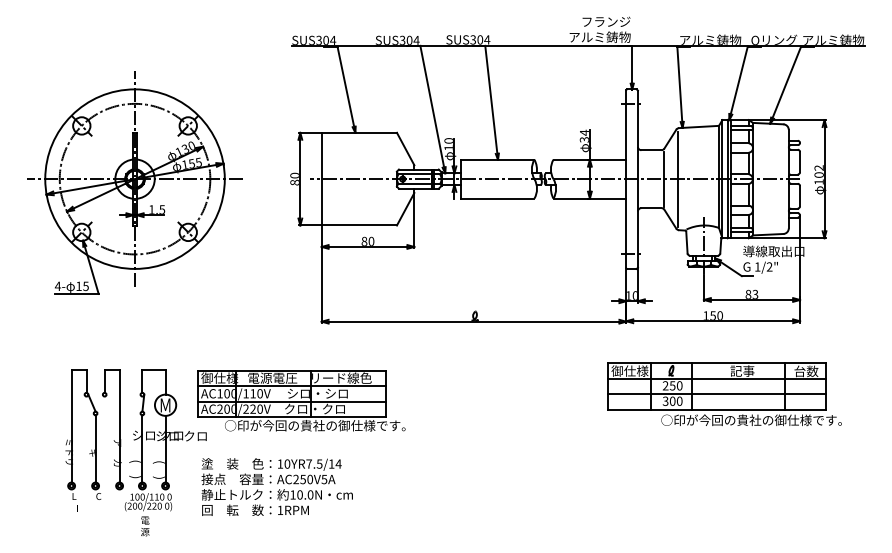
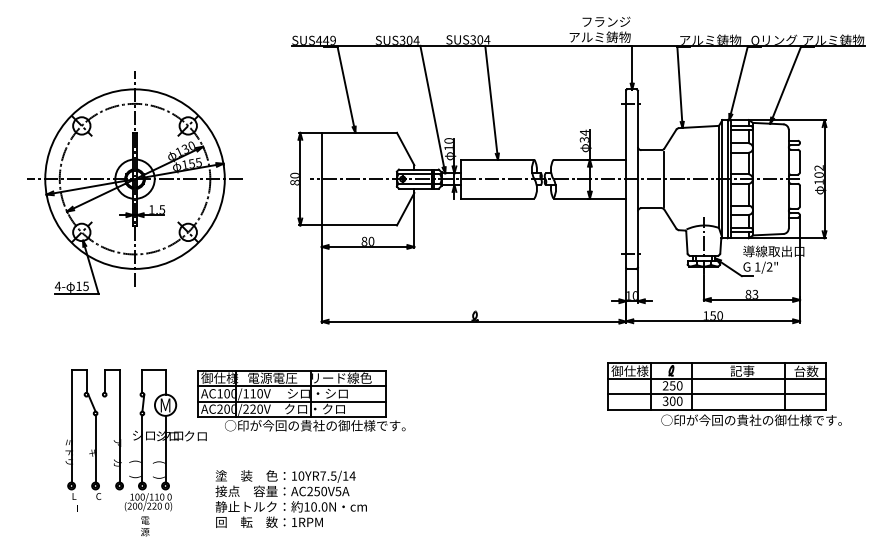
text: SUS304 -> SUS449 (326, 39)
line: present -> none (677, 178)
text position: (276, 486) -> (290, 498) (290, 498)
